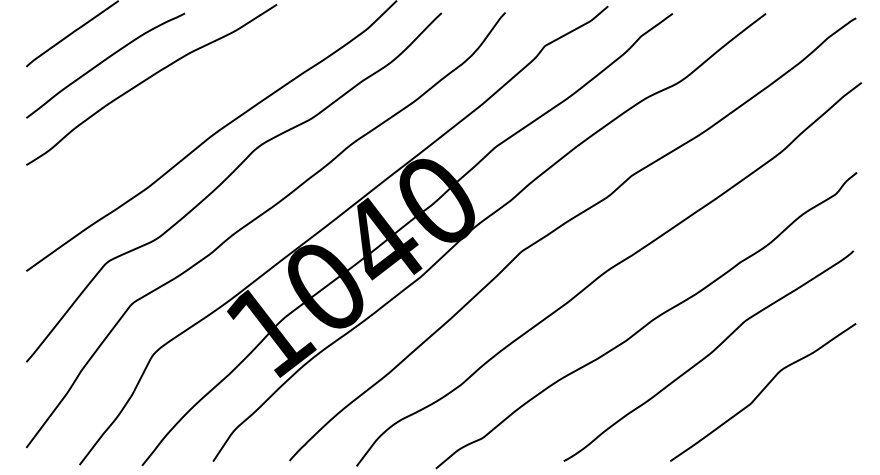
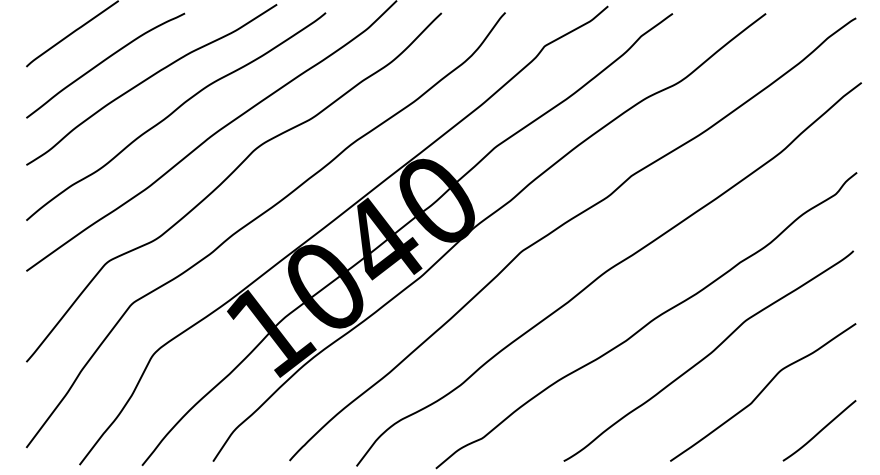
curve: none -> present (173, 113)
curve: none -> present (819, 430)
